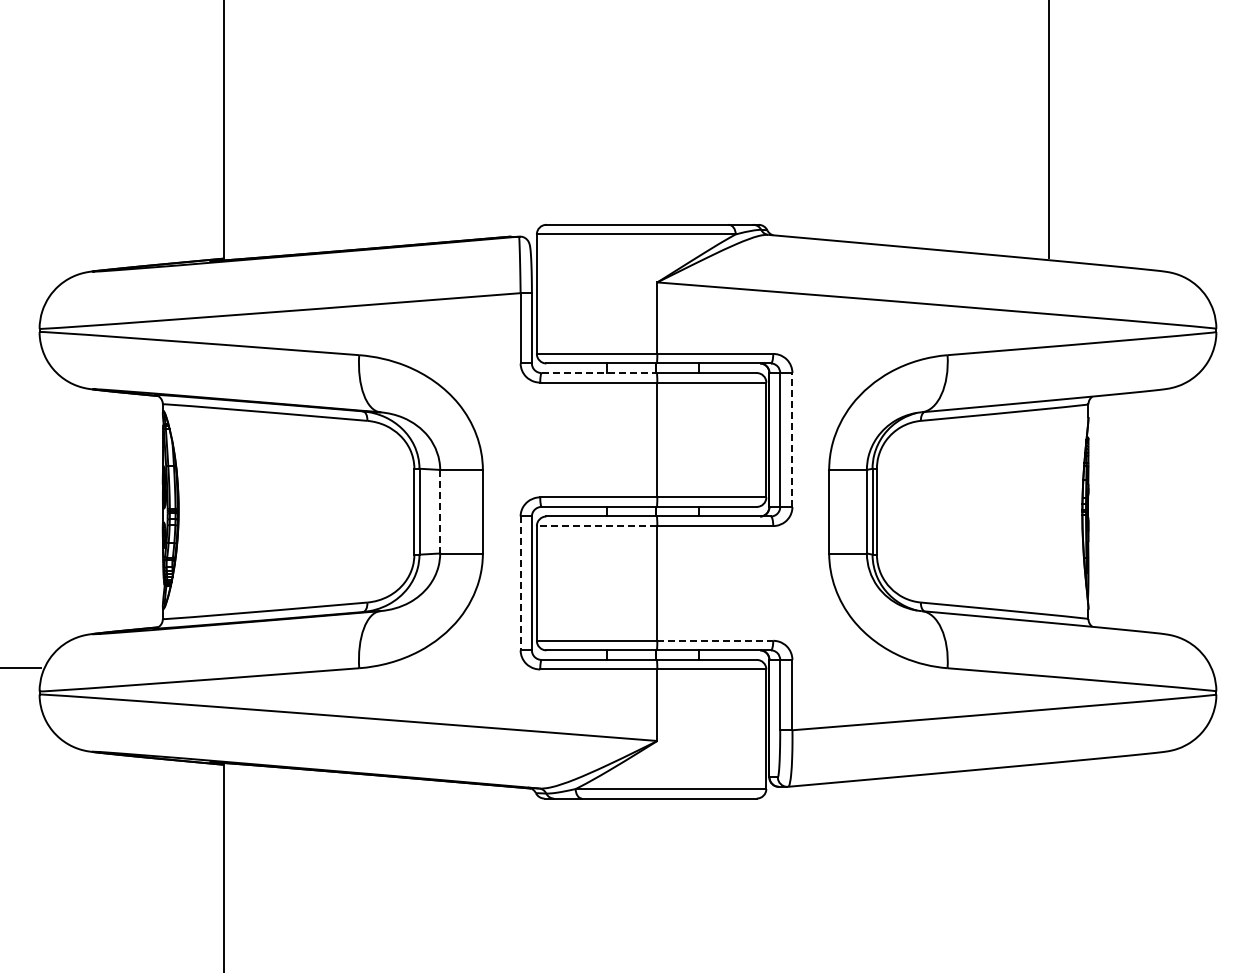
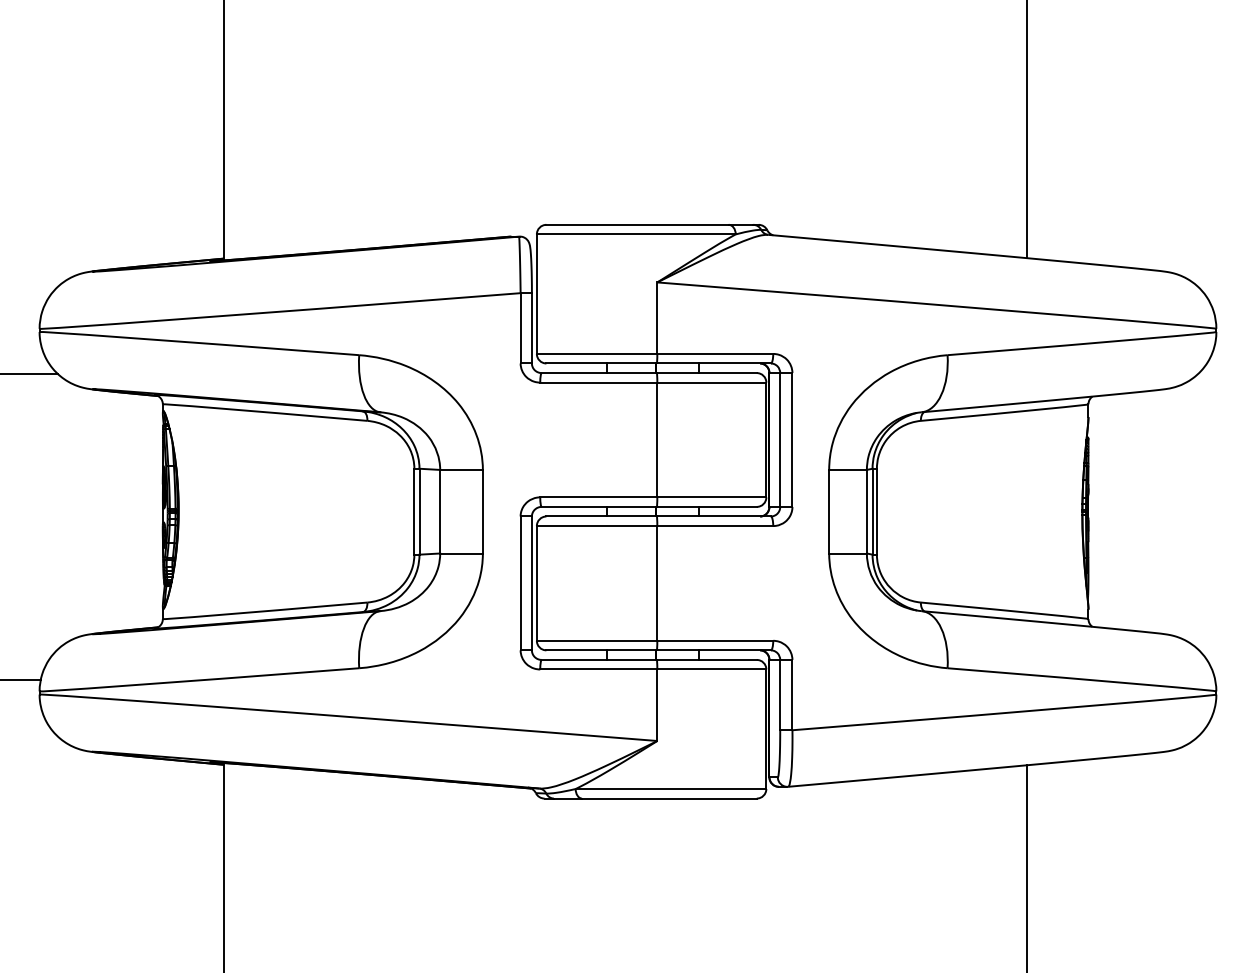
line position: (1049, 130) -> (1027, 130) (1027, 130)
line: dashed -> solid (599, 373)
line: none -> present (30, 374)
line: dashed -> solid (792, 440)
line: dashed -> solid (440, 511)
line: dashed -> solid (596, 526)
line: dashed -> solid (520, 583)
line: dashed -> solid (715, 640)
line position: (21, 668) -> (21, 680) (21, 680)
line: none -> present (1027, 867)
